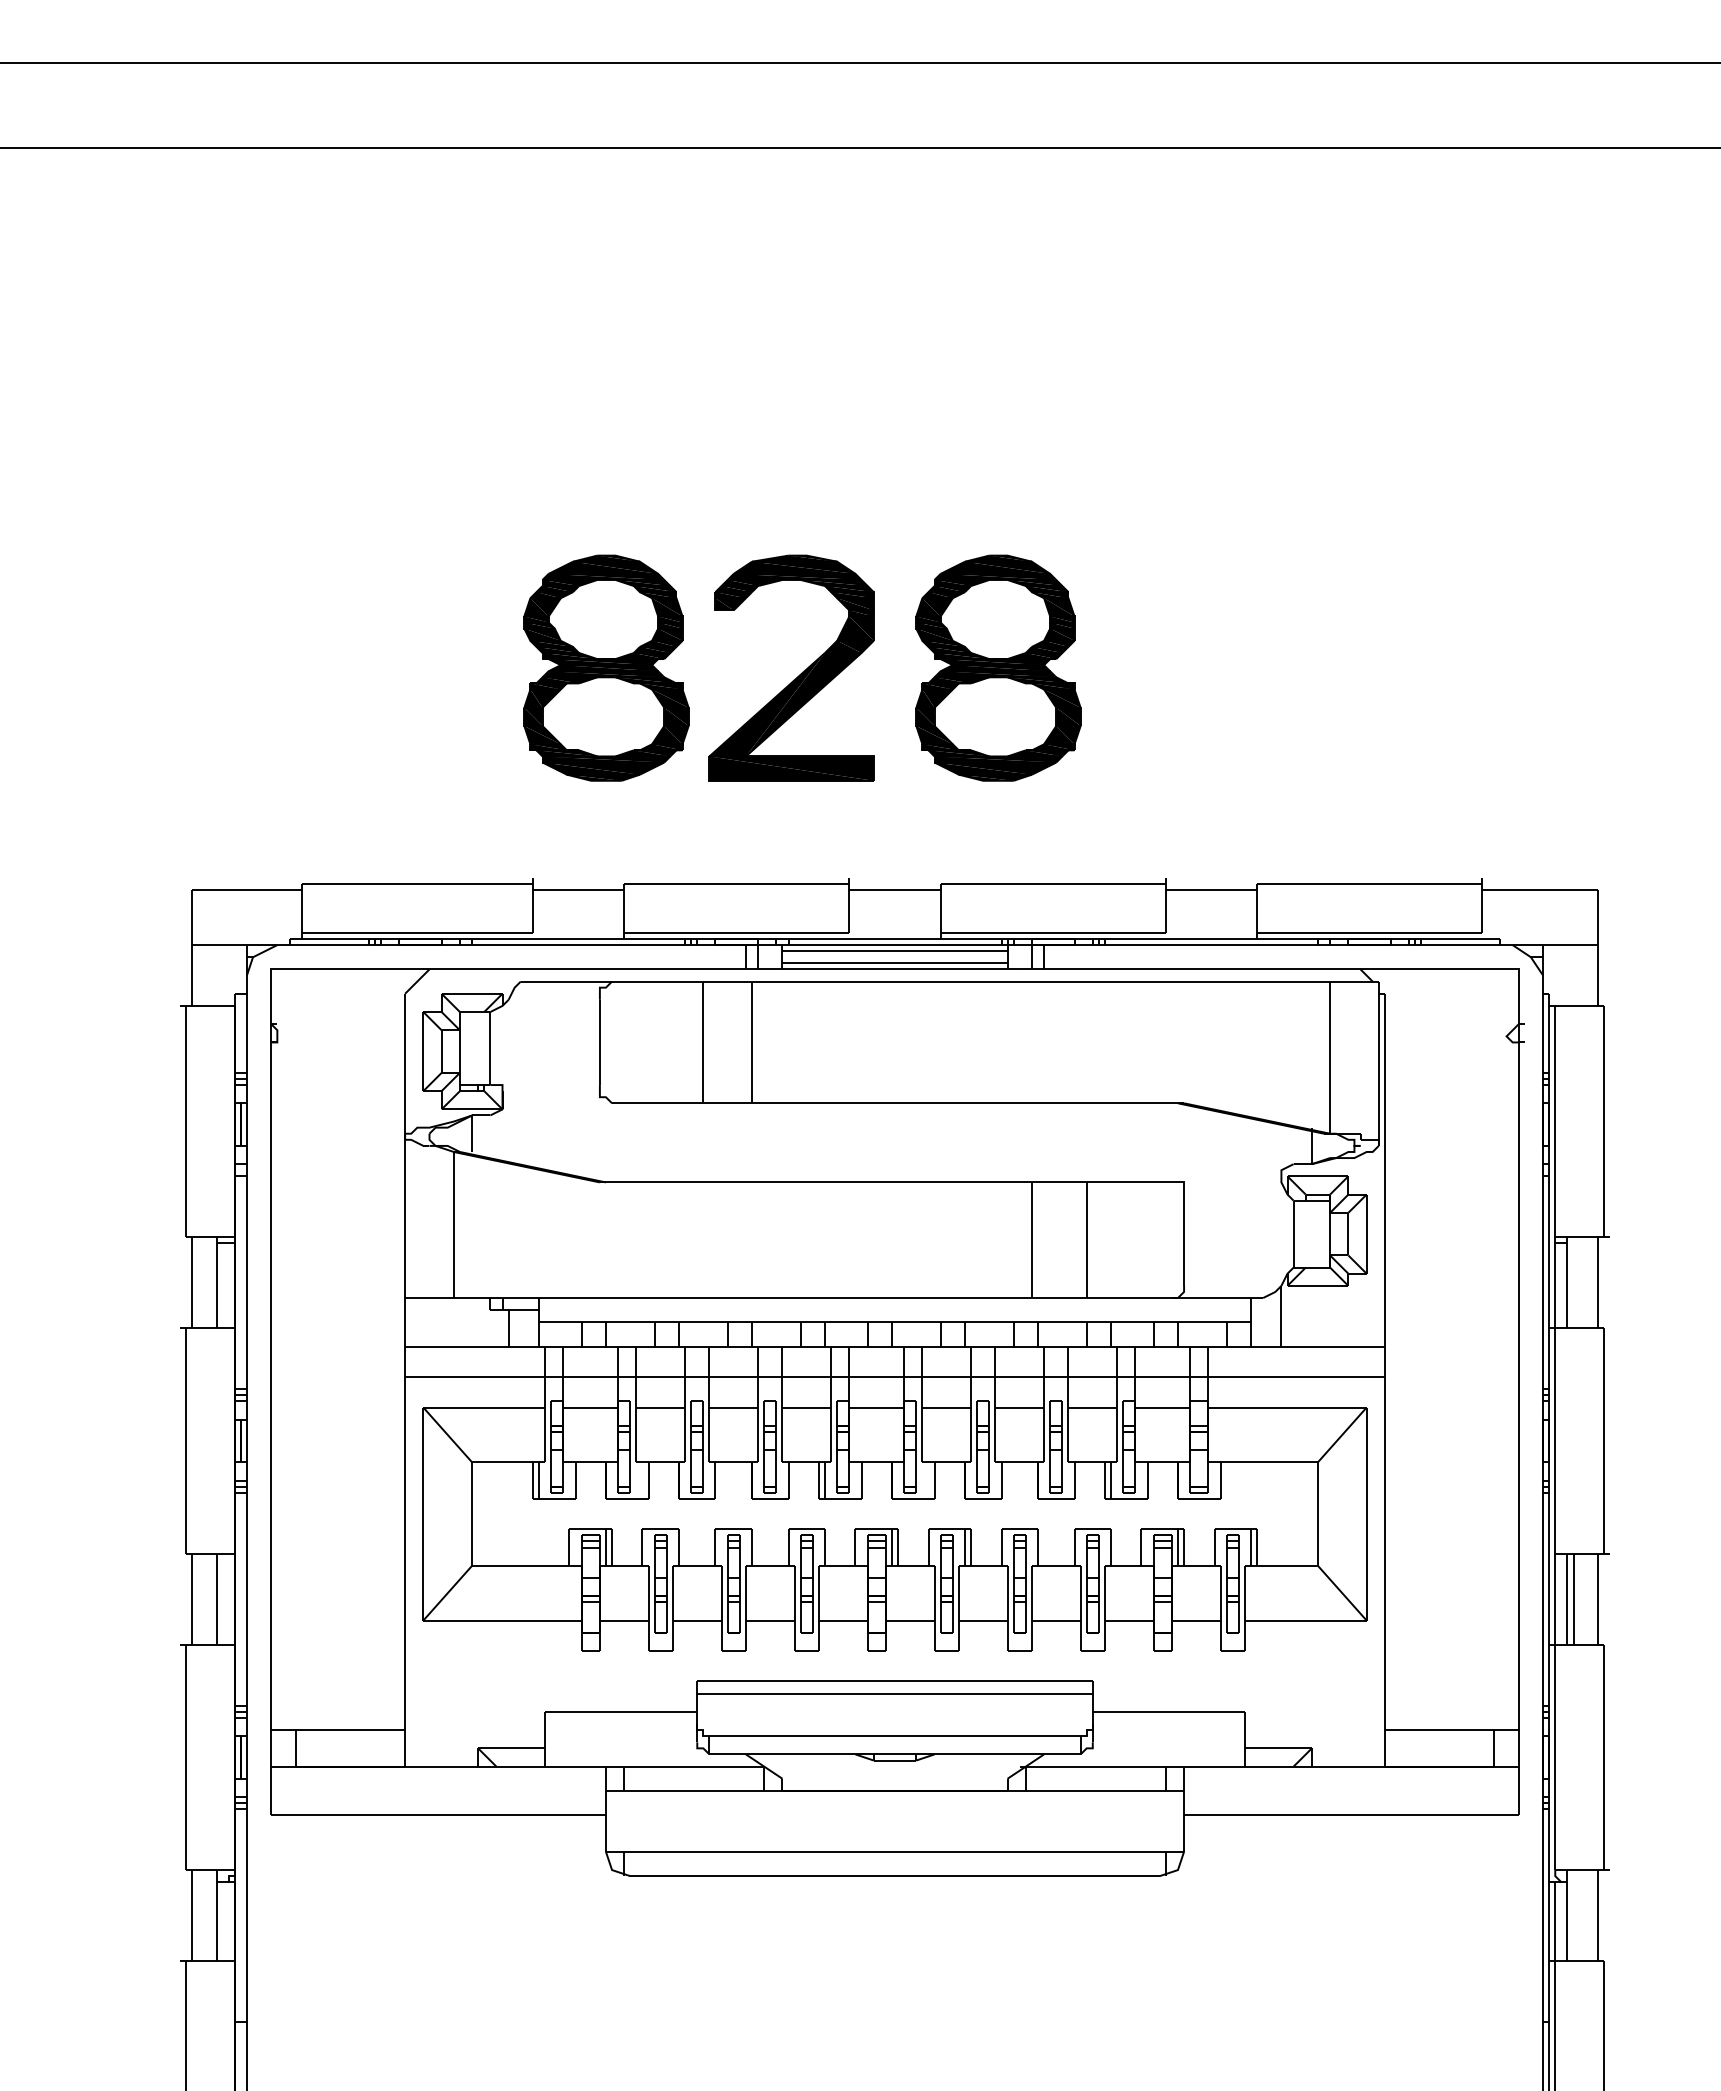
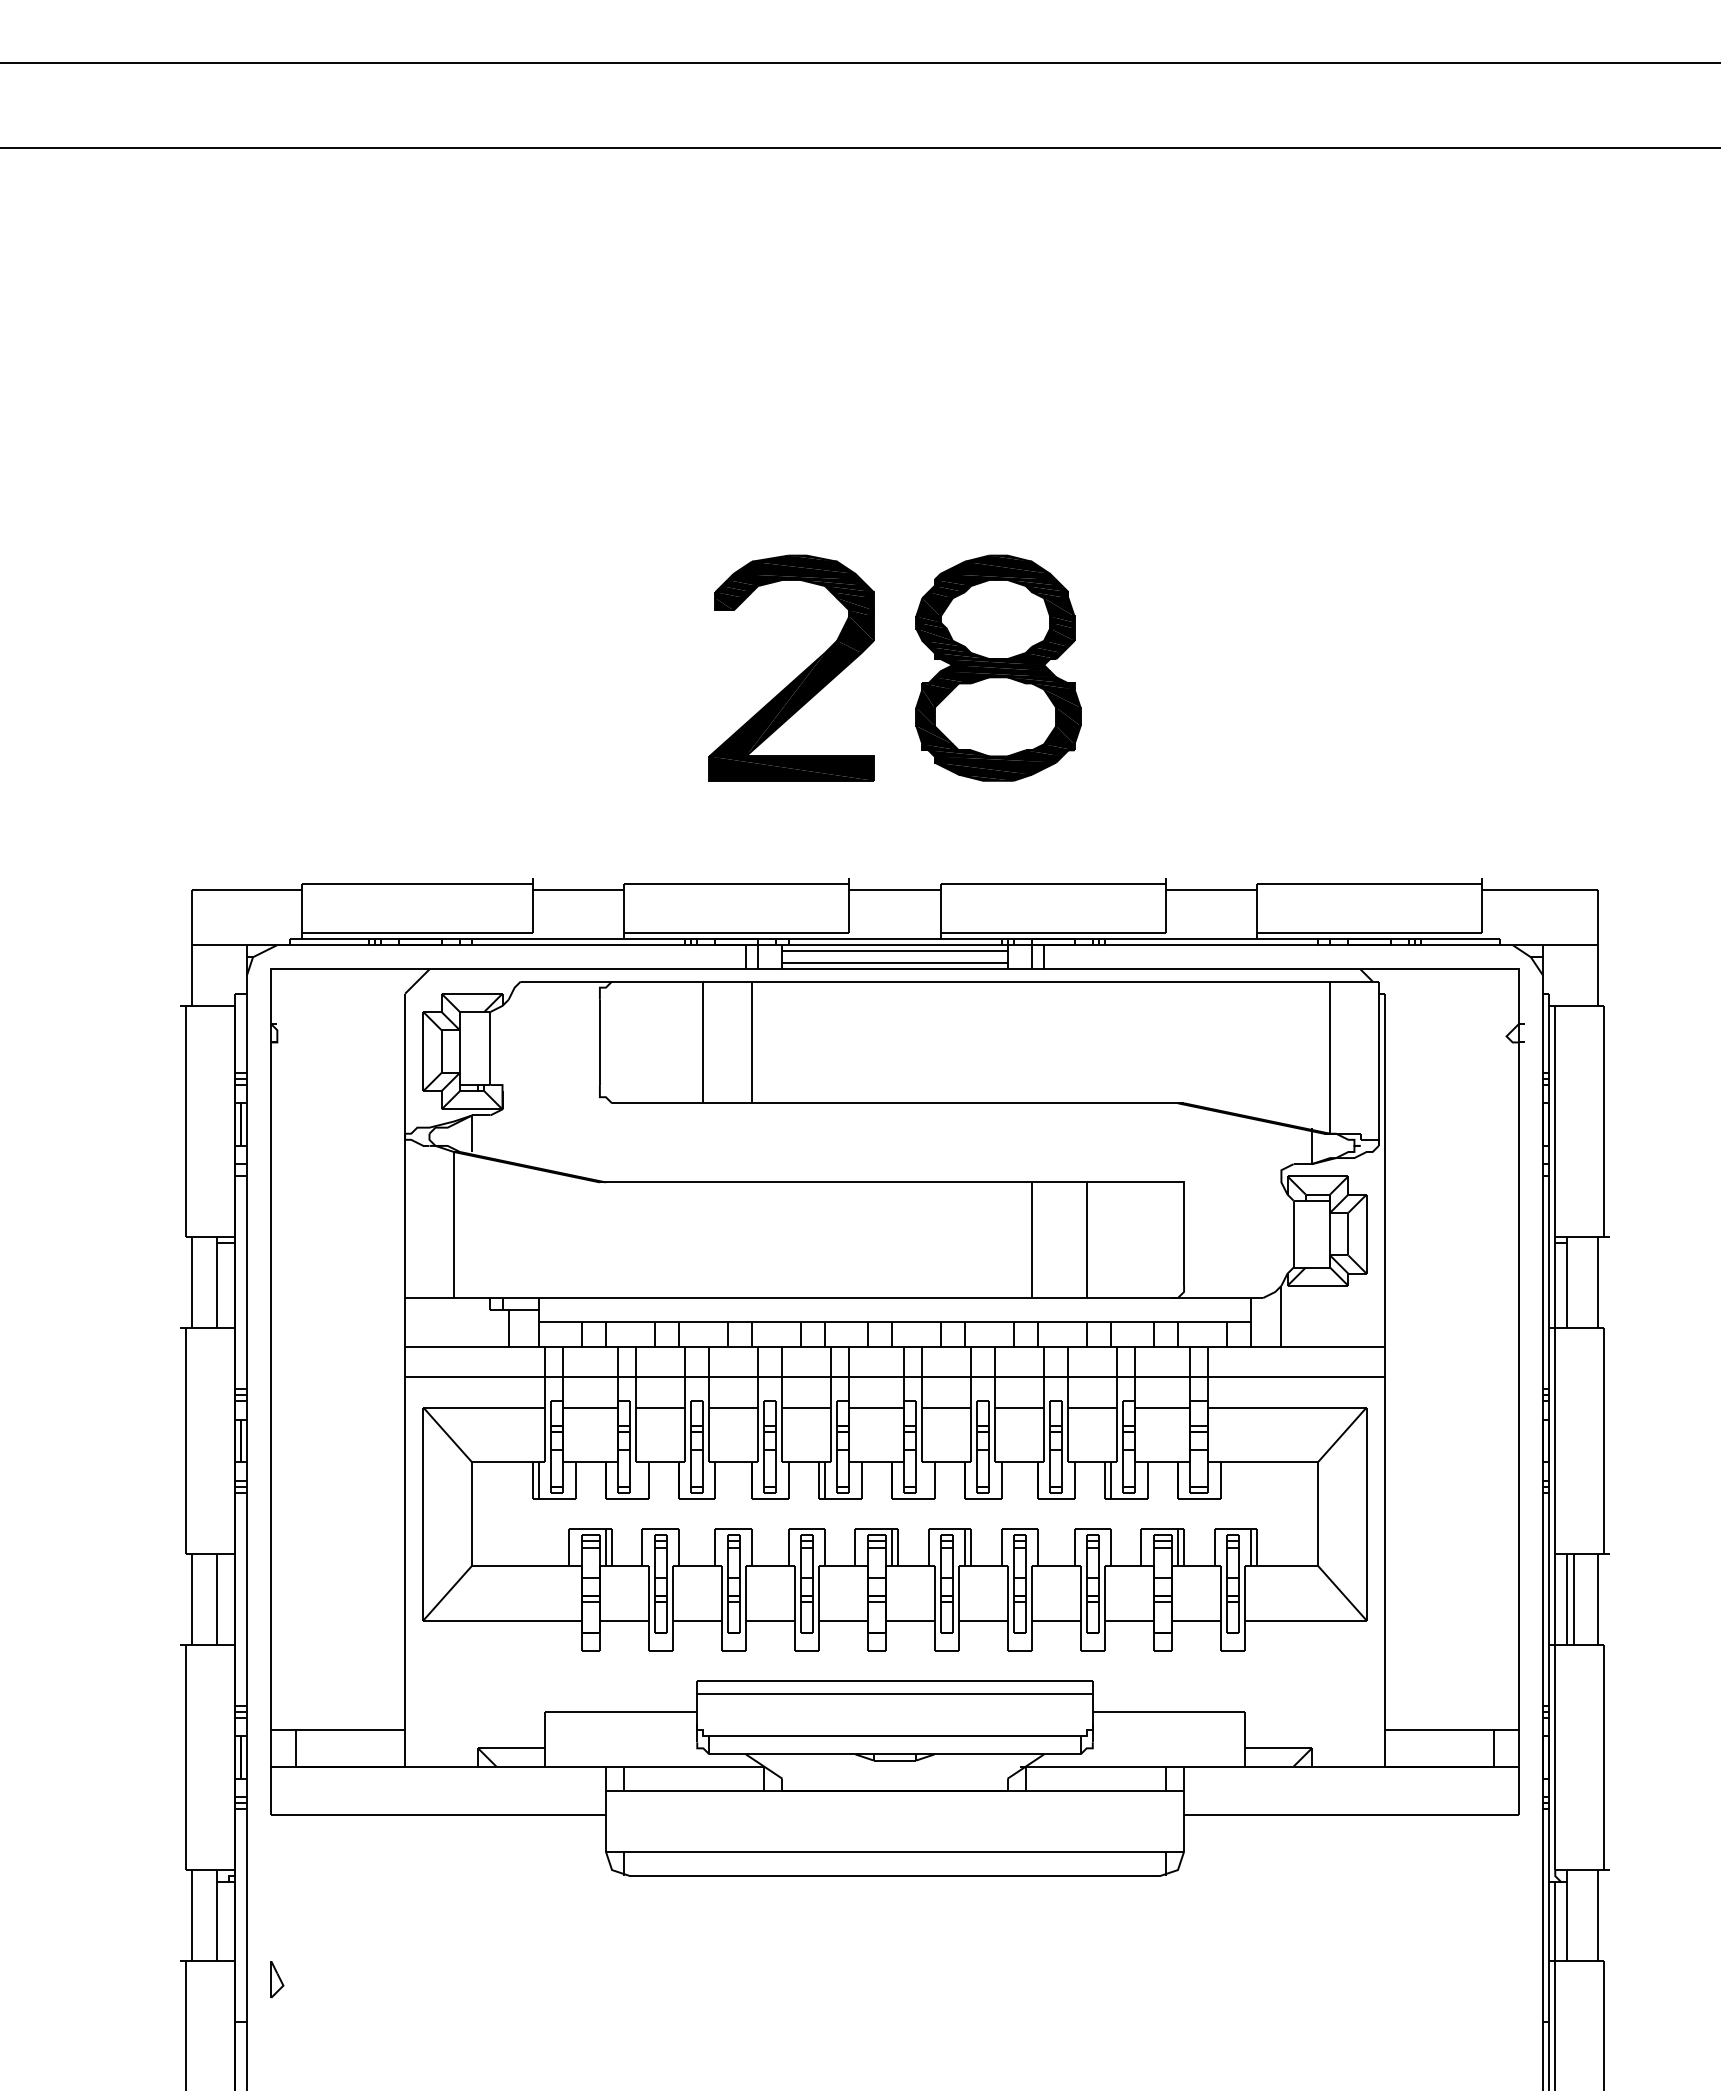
part: present -> none (606, 667)
part: none -> present (277, 1979)
